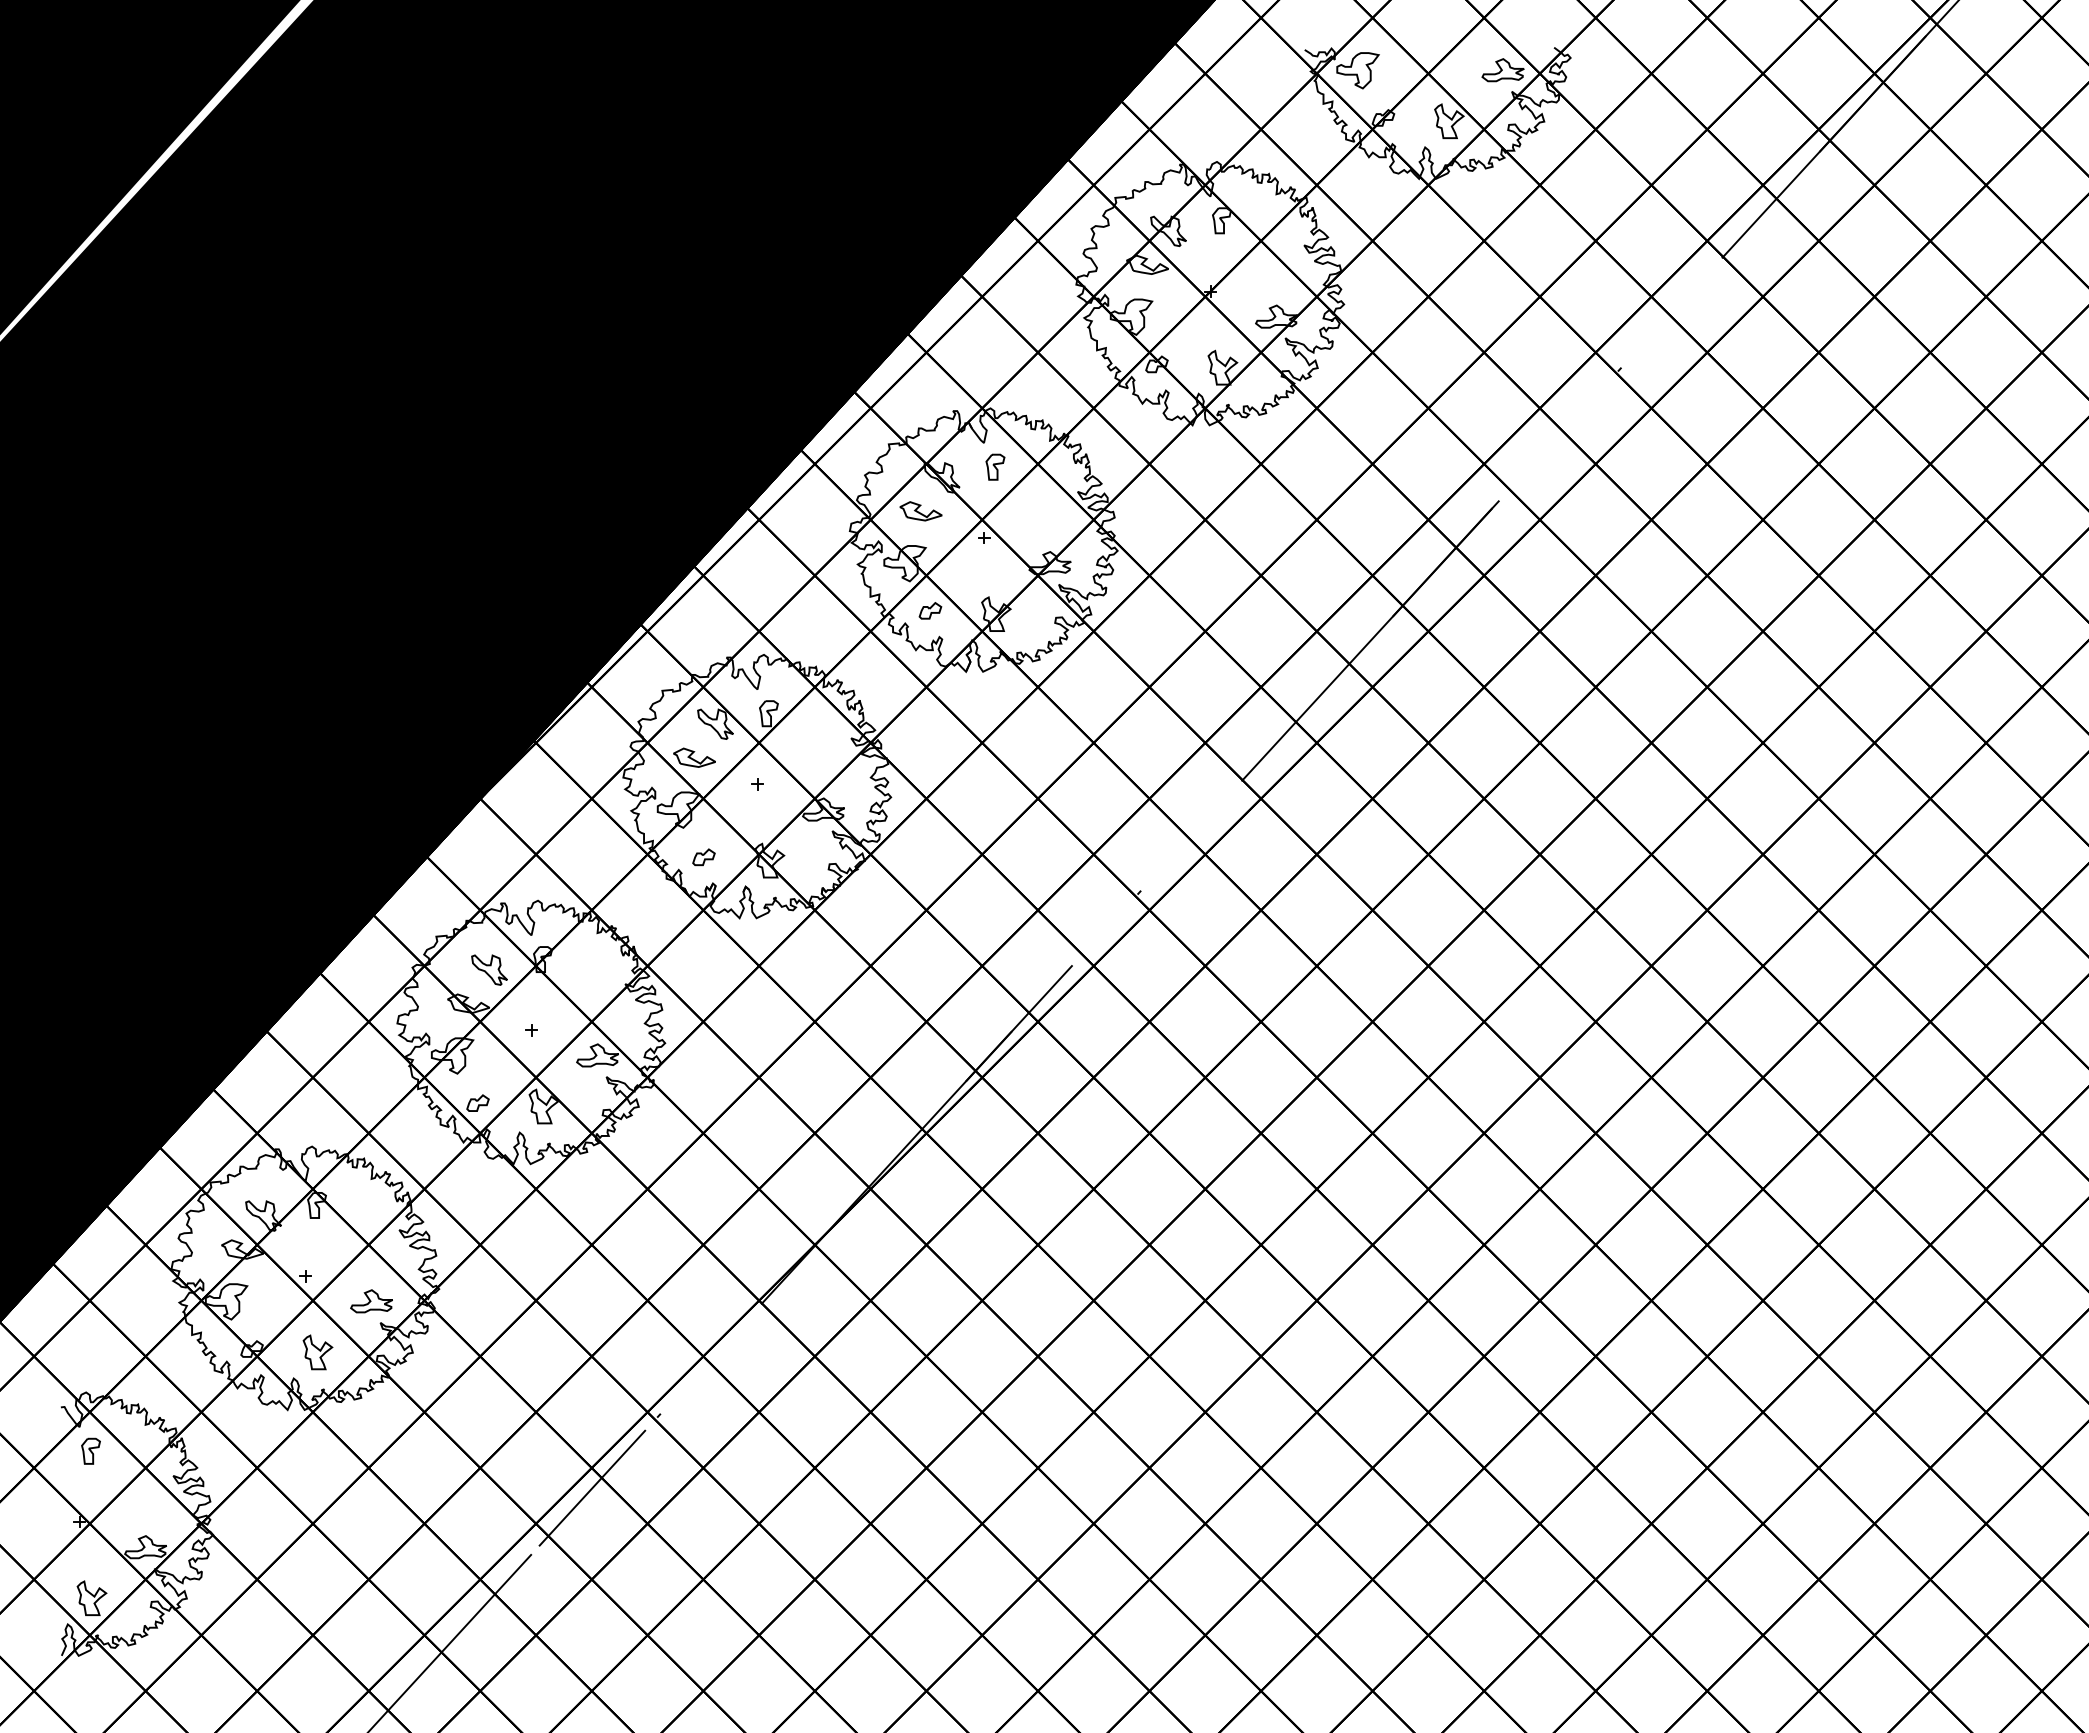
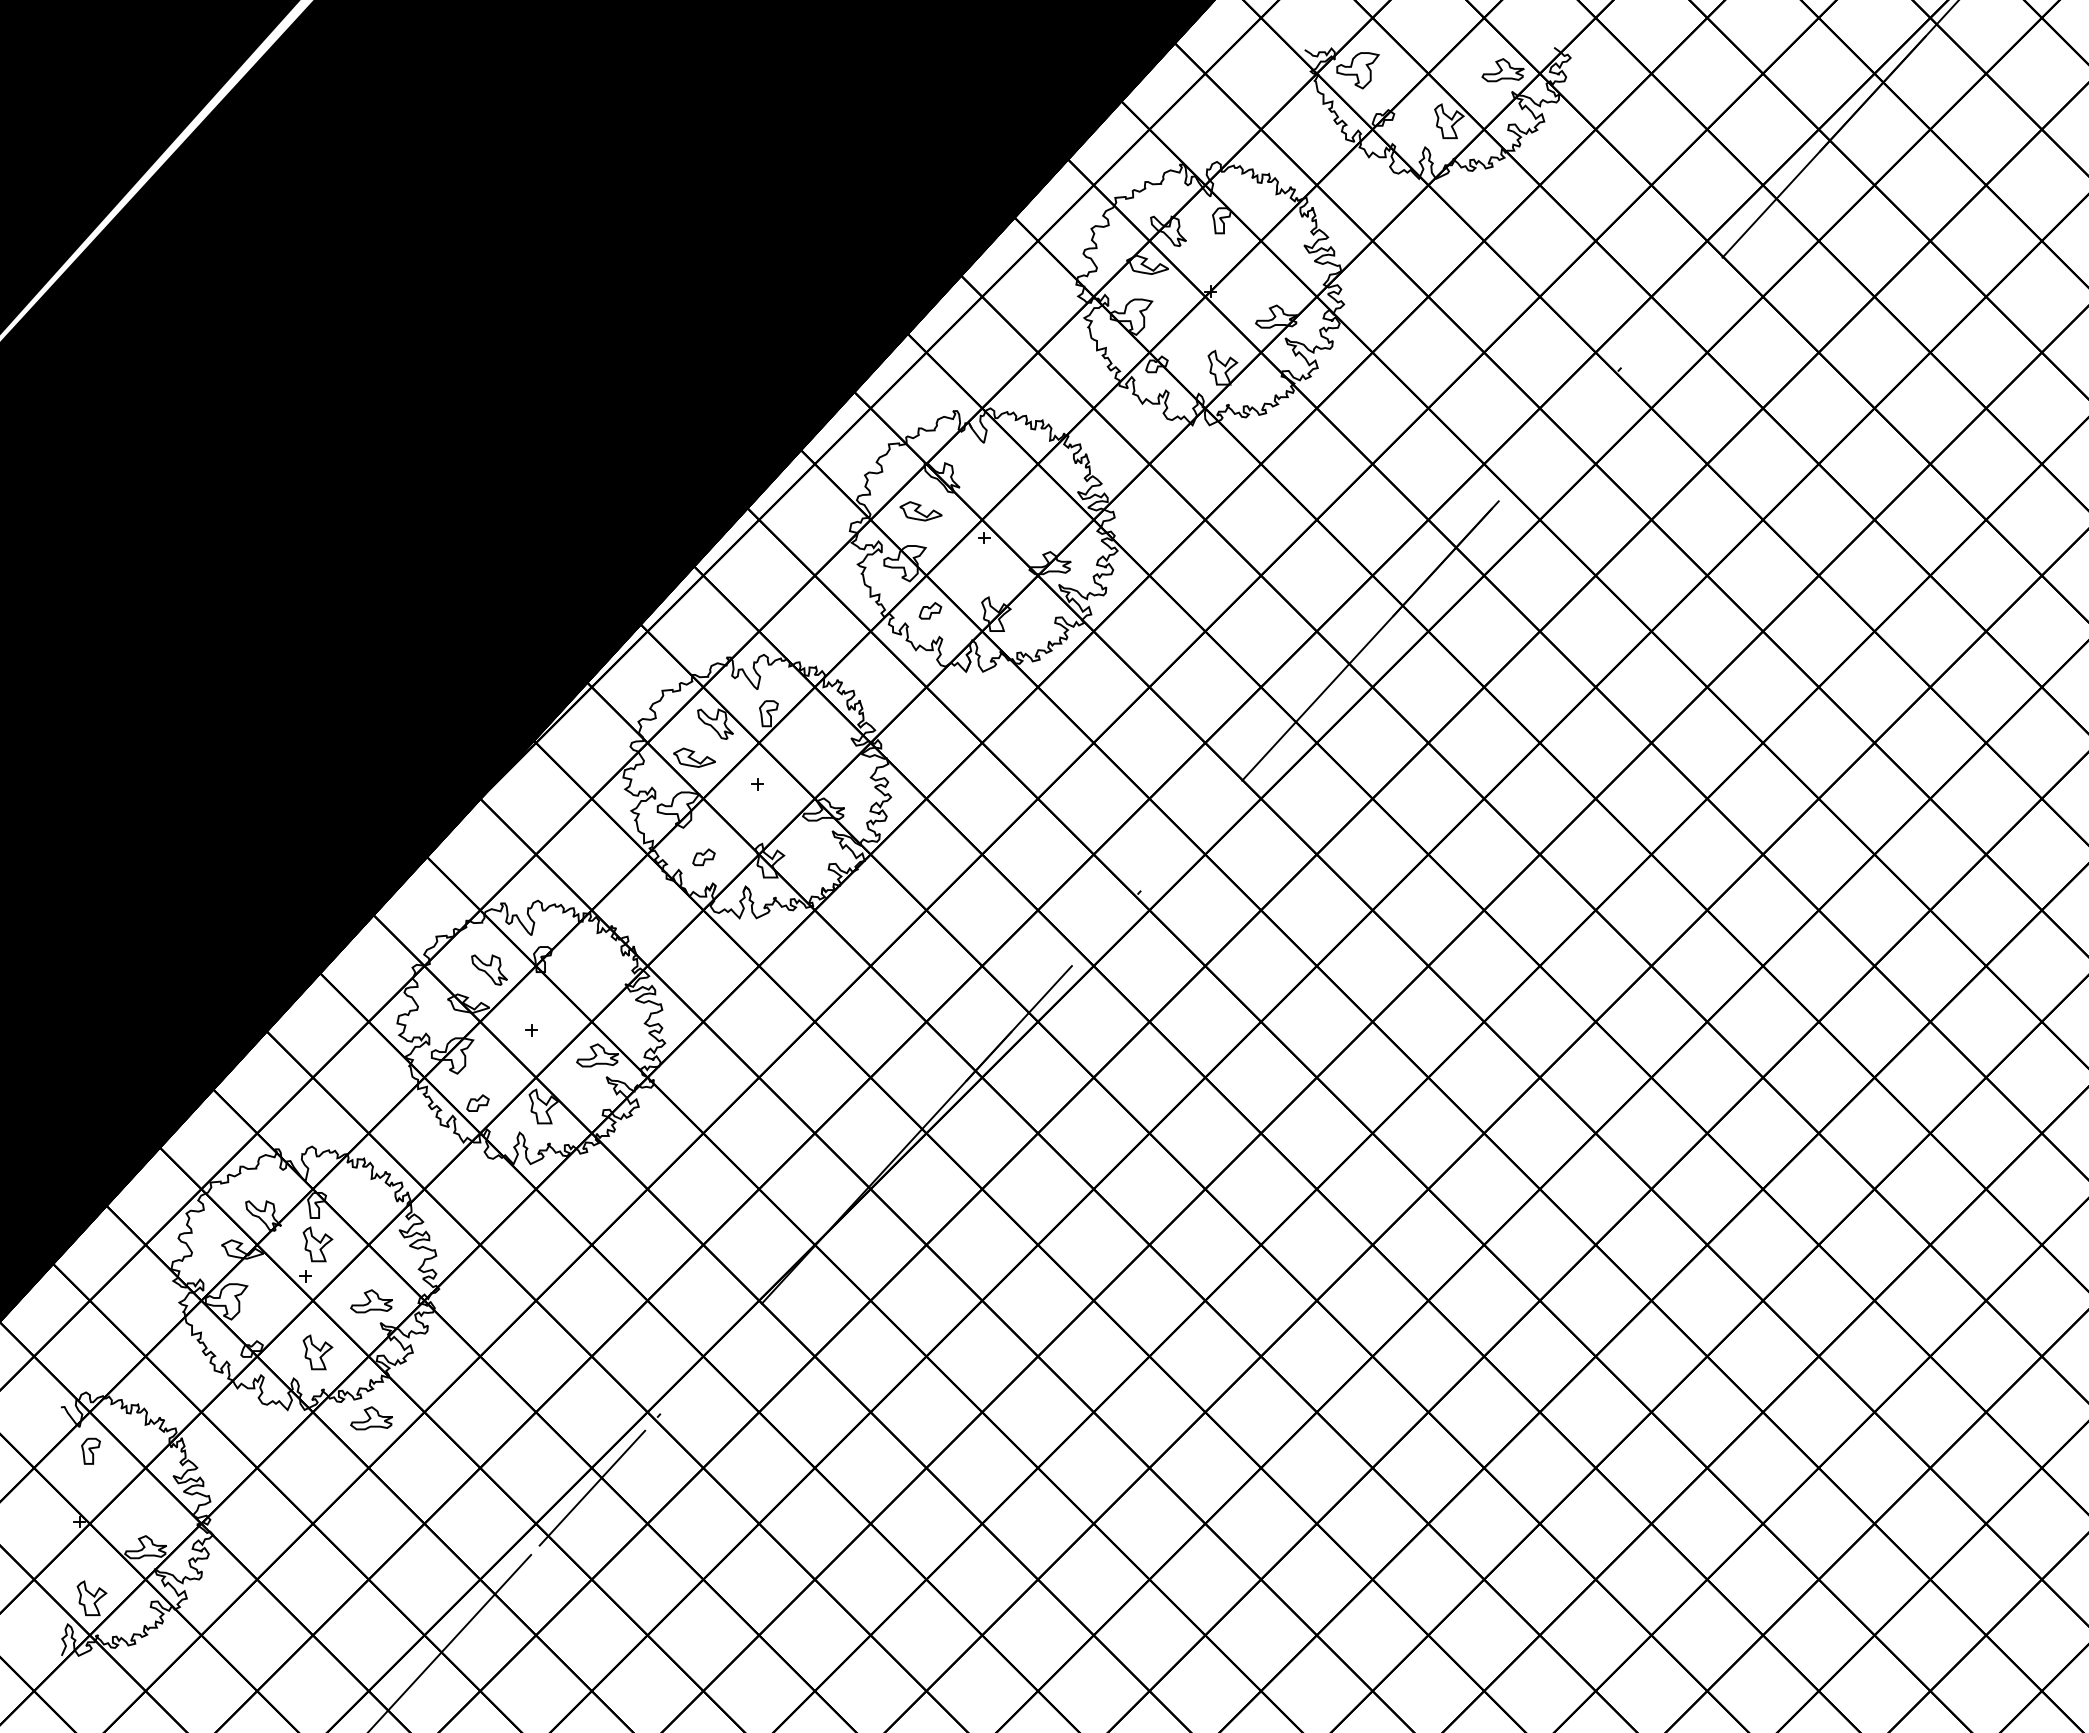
part: present -> none (995, 466)
part: none -> present (317, 1244)
part: none -> present (371, 1418)
